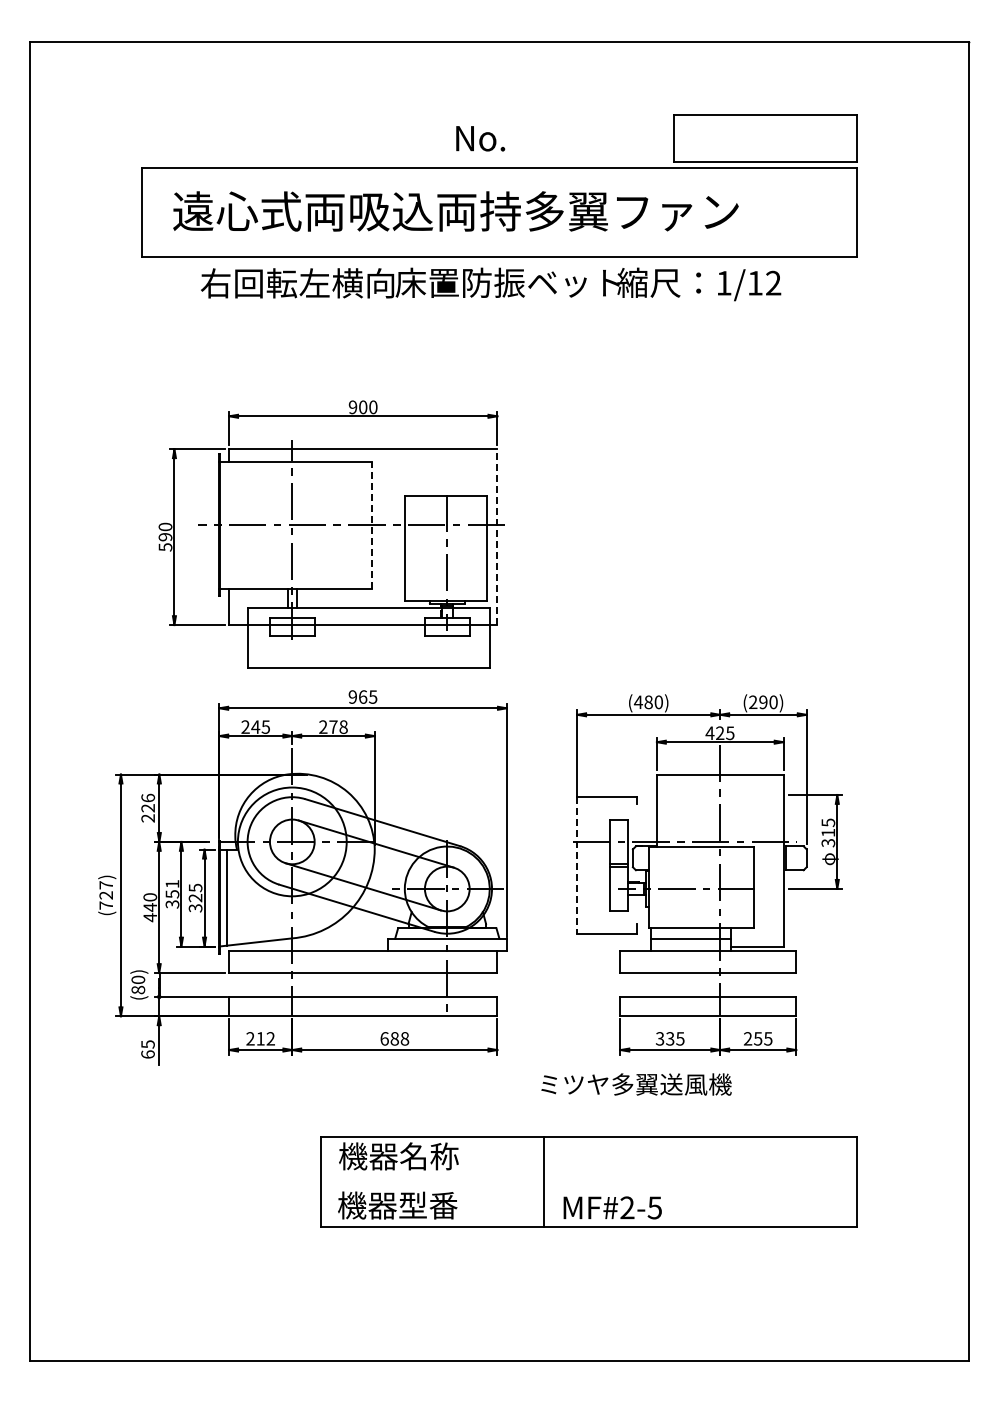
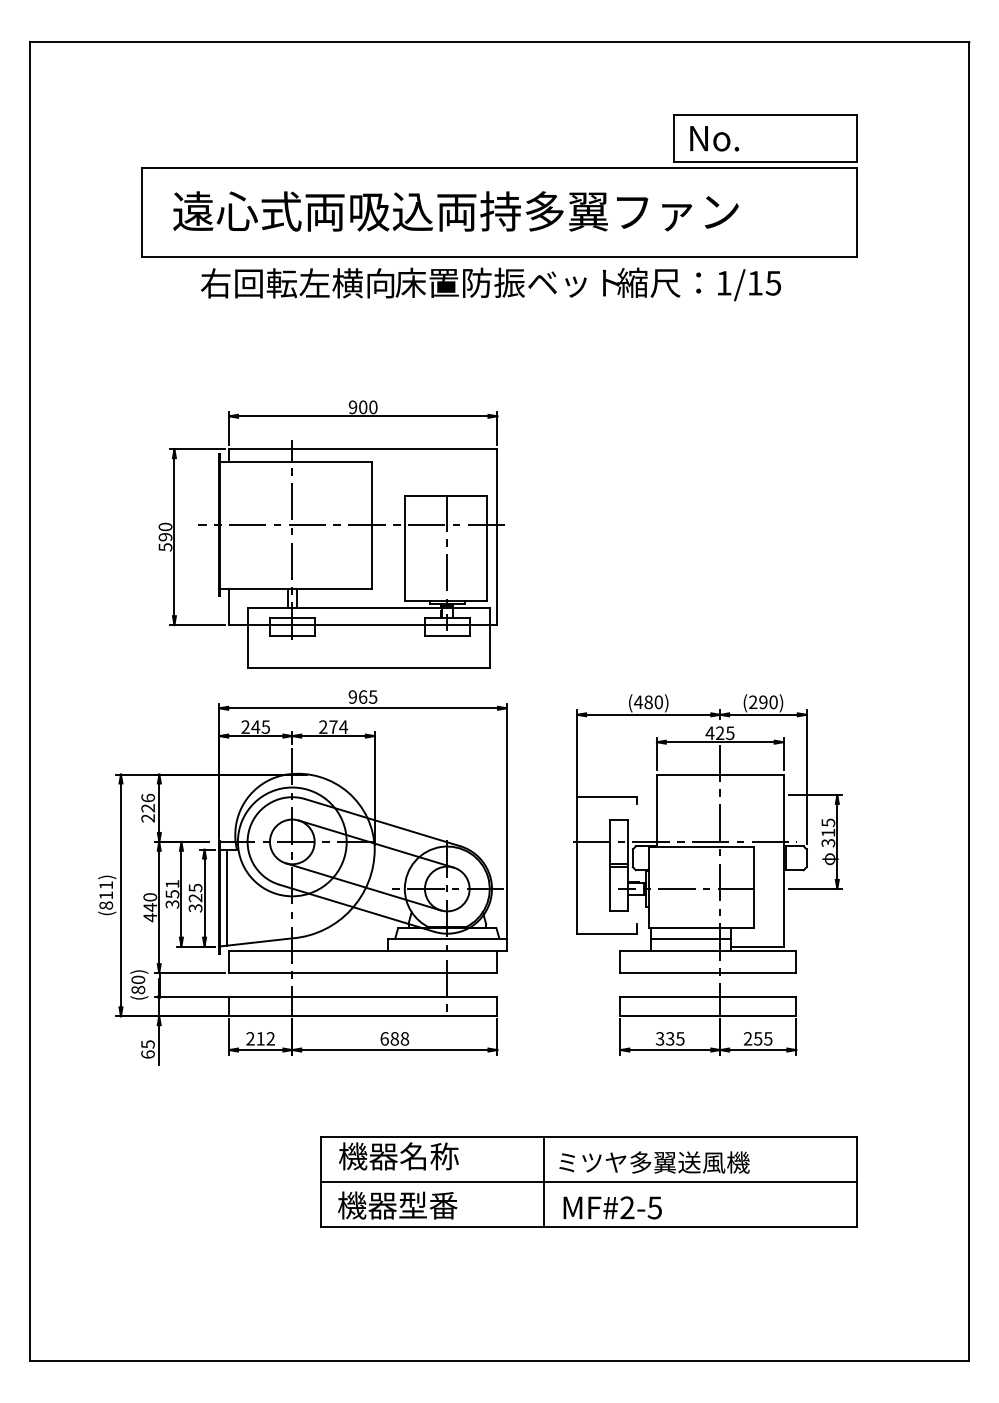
text position: (480, 138) -> (714, 138) (714, 138)
text: 1/12 -> 1/15 (773, 282)
line: dashed -> solid (371, 524)
line: dashed -> solid (497, 537)
text: 278 -> 274 (343, 726)
line: dashed -> solid (577, 865)
text: (727) -> (811) (106, 895)
text position: (636, 1084) -> (654, 1162) (654, 1162)
line: none -> present (588, 1182)
